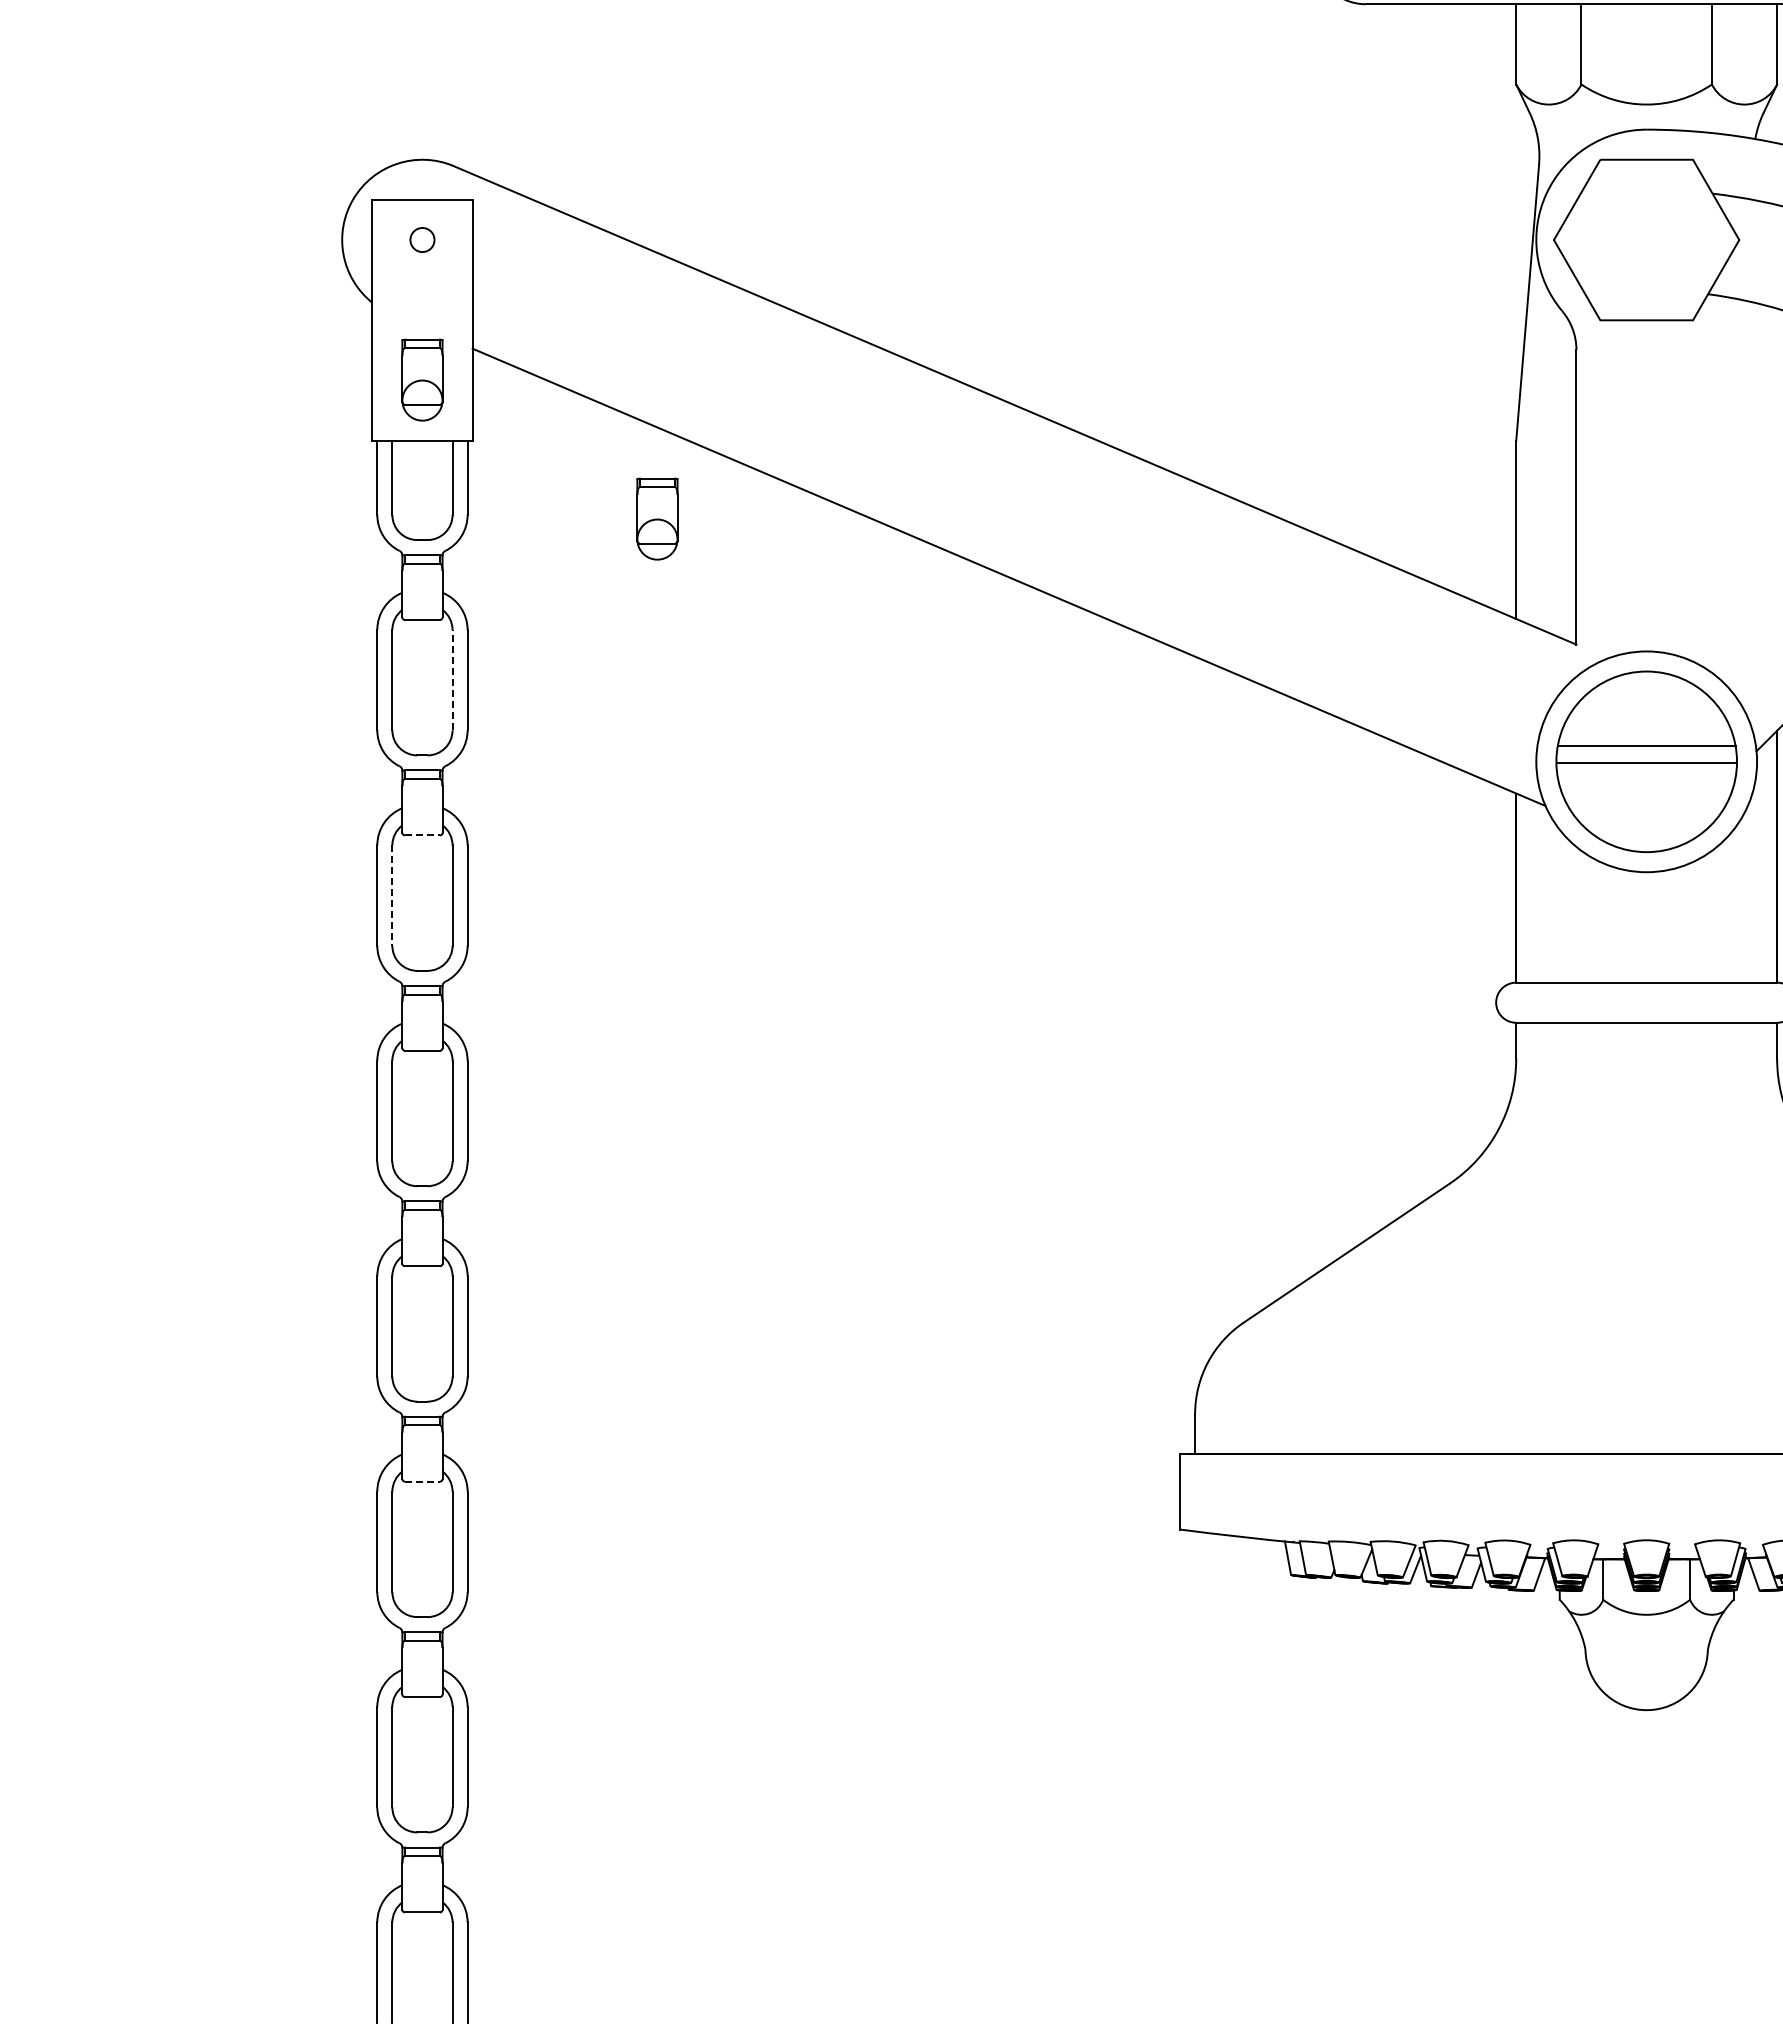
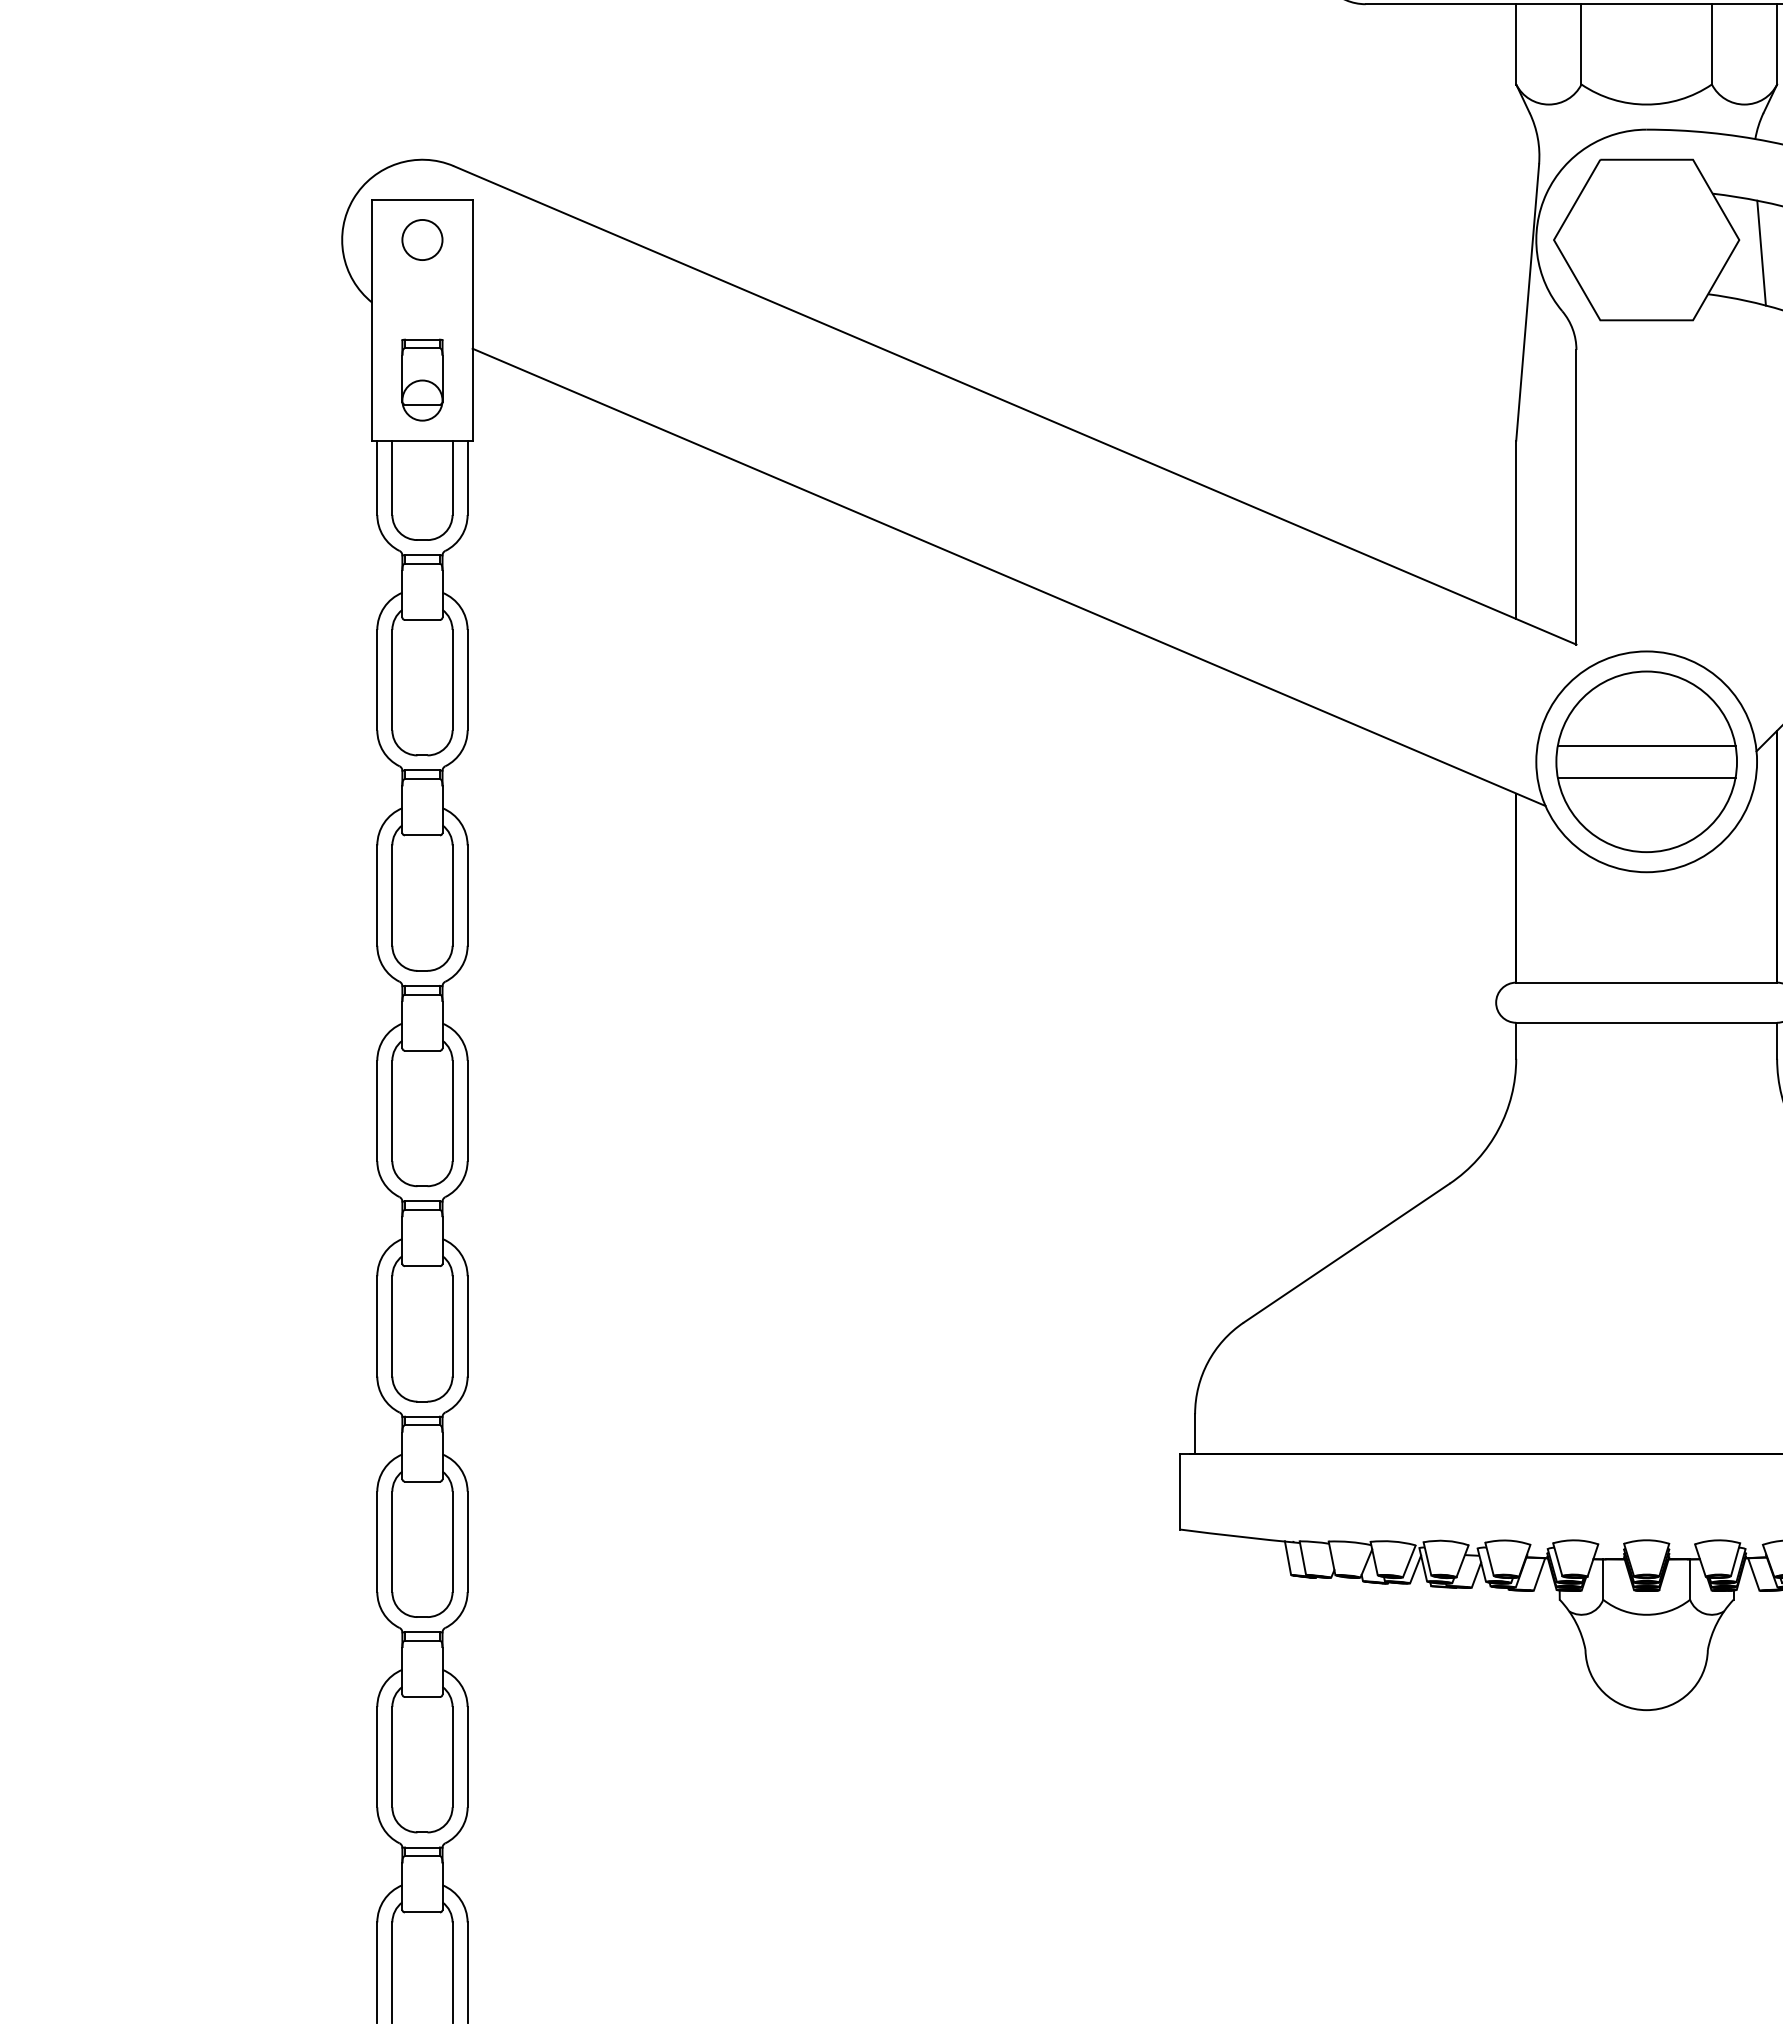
circle size: 27x26 px -> 43x42 px (422, 239)
line: none -> present (1761, 252)
part: present -> none (657, 518)
line: dashed -> solid (452, 679)
line position: (1646, 762) -> (1646, 777) (1646, 777)
line: dashed -> solid (422, 835)
line: dashed -> solid (392, 896)
line: dashed -> solid (422, 1481)
